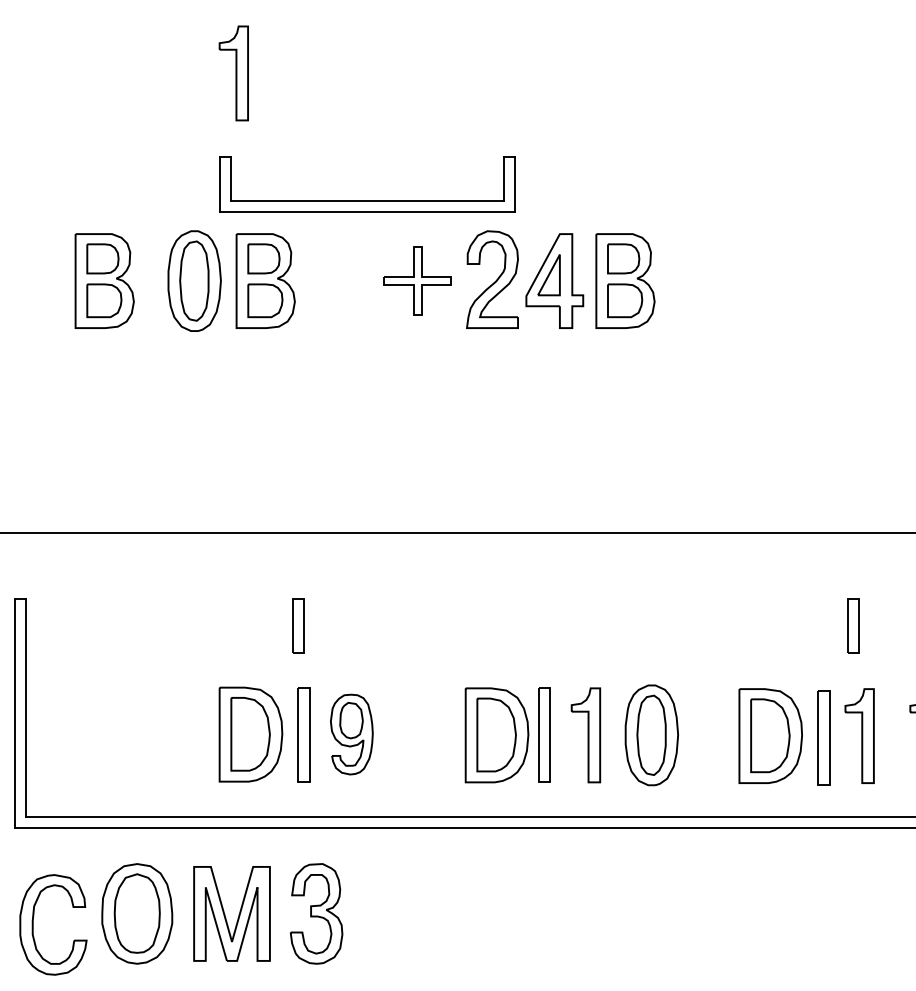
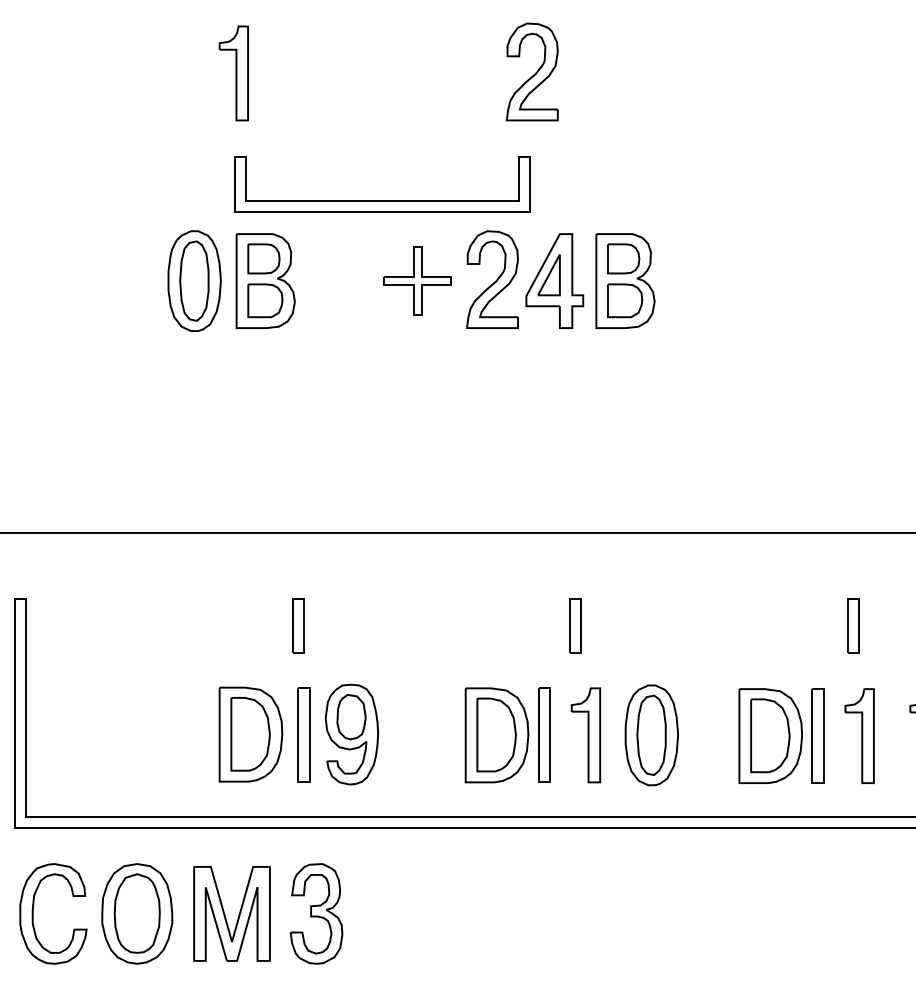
part: none -> present (531, 71)
part position: (367, 200) -> (382, 200) (382, 200)
part: present -> none (104, 280)
part: none -> present (575, 625)
part size: 44x83 px -> 55x103 px (351, 734)
part position: (823, 737) -> (817, 735) (817, 735)
part position: (33, 924) -> (33, 913) (33, 913)
